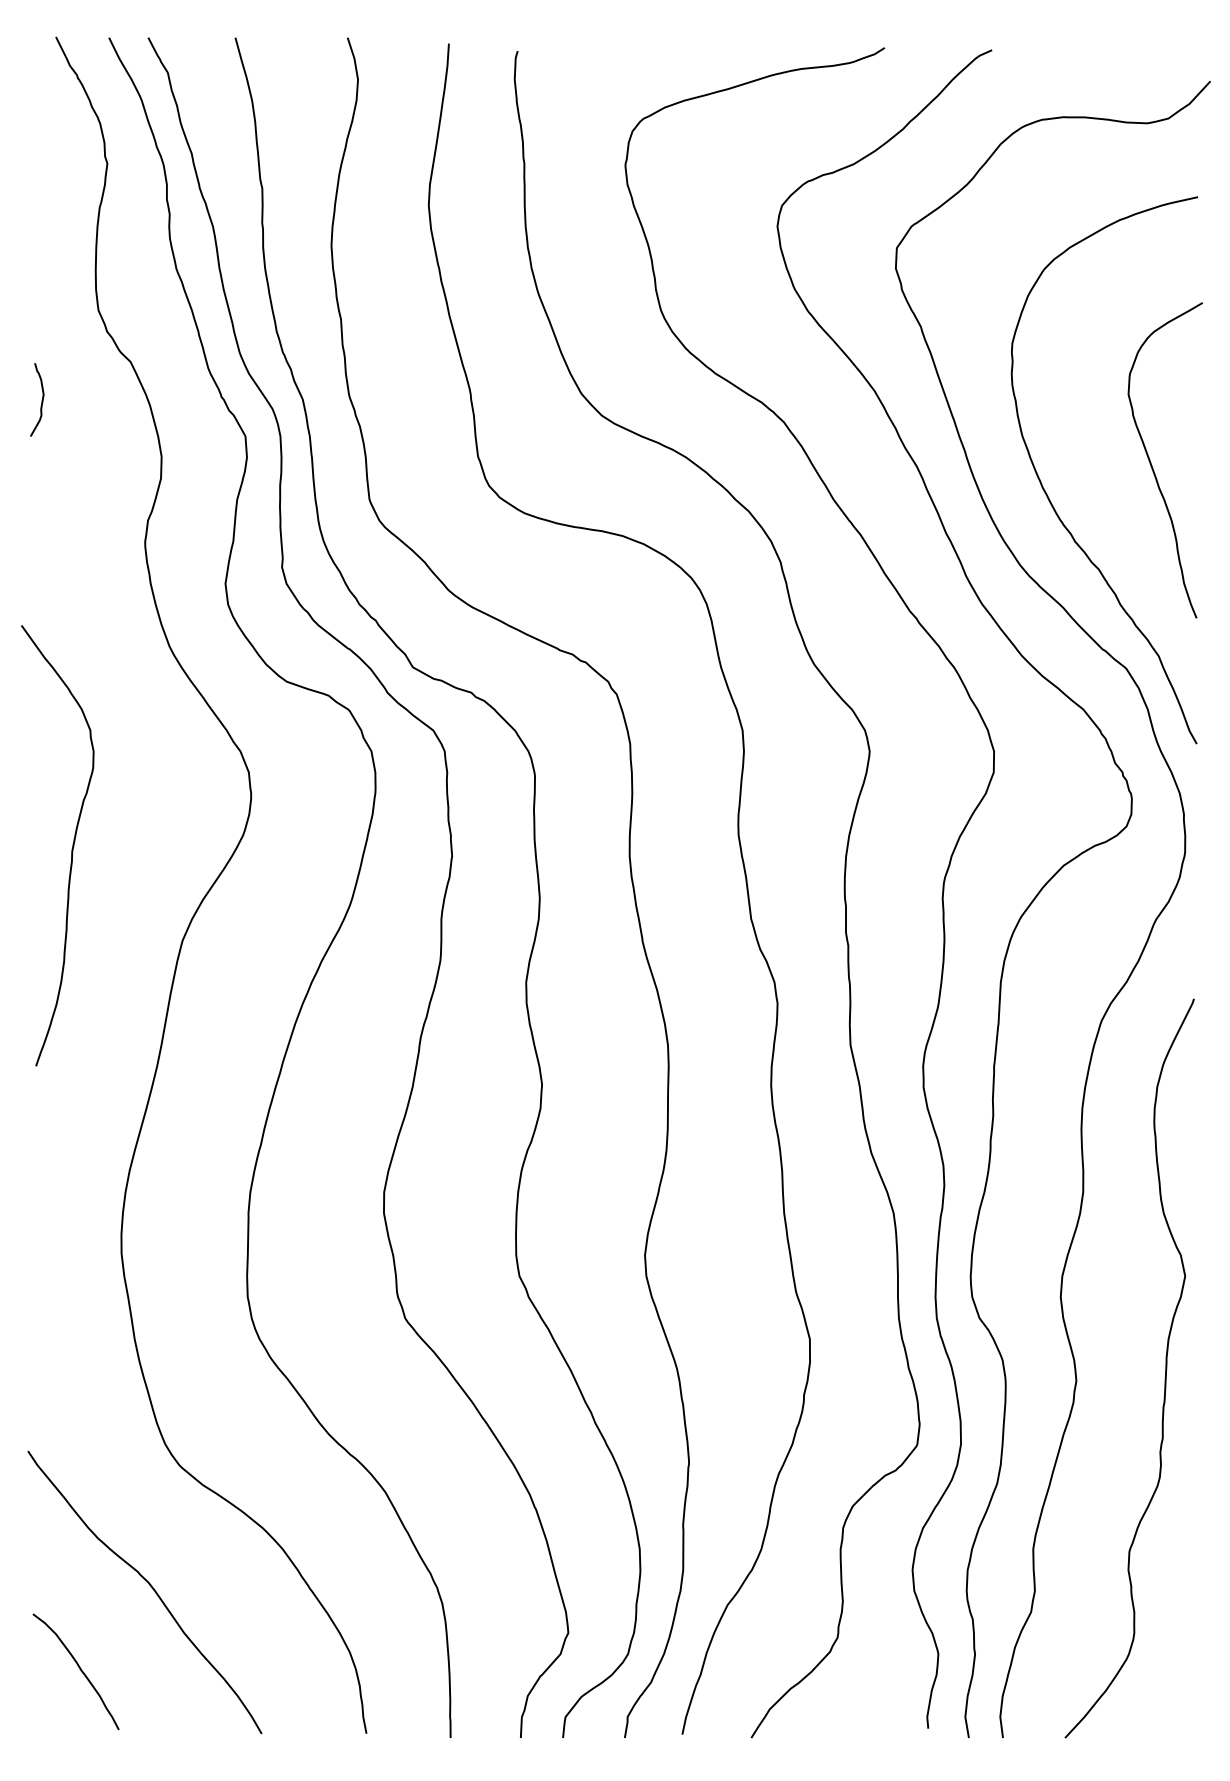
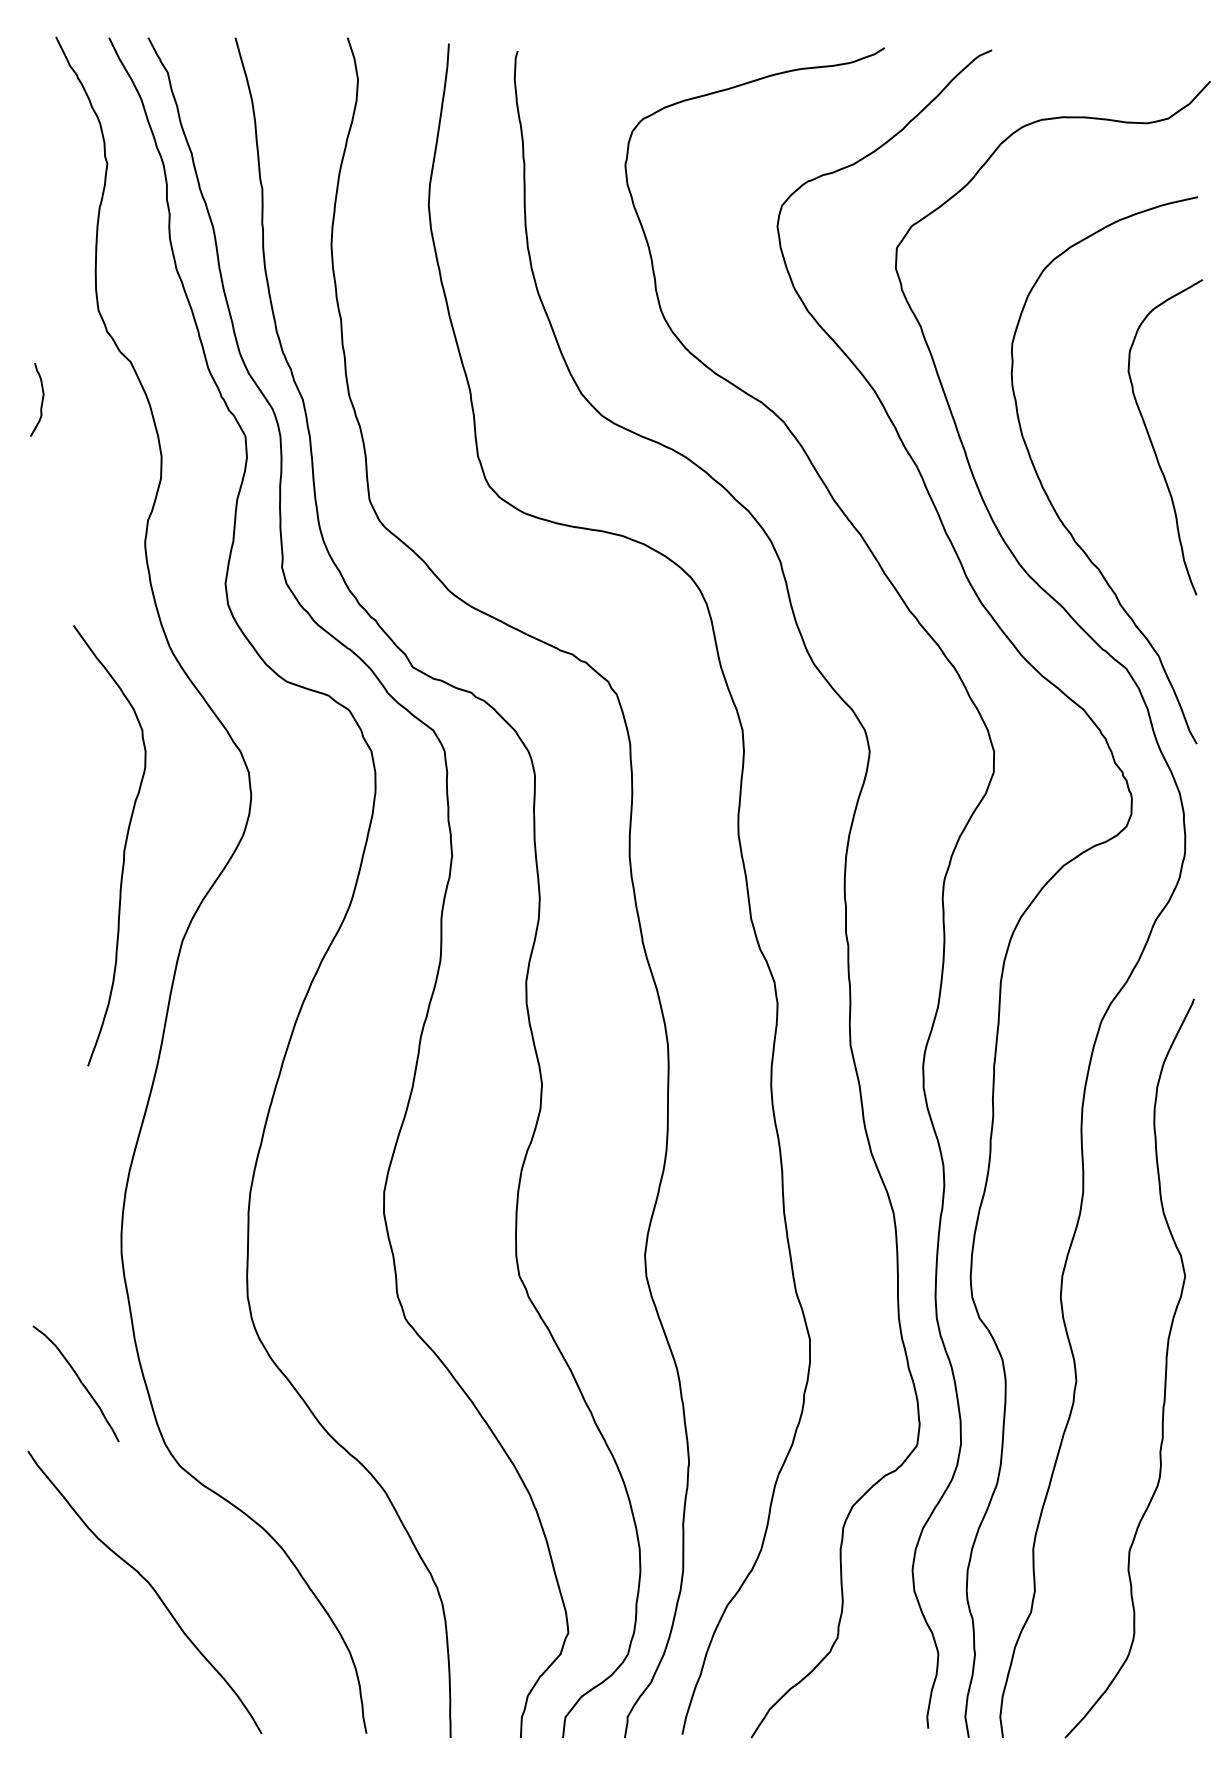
curve position: (1152, 465) -> (1152, 442) (1152, 442)
curve position: (71, 849) -> (123, 849) (123, 849)
curve position: (79, 1669) -> (79, 1381) (79, 1381)
